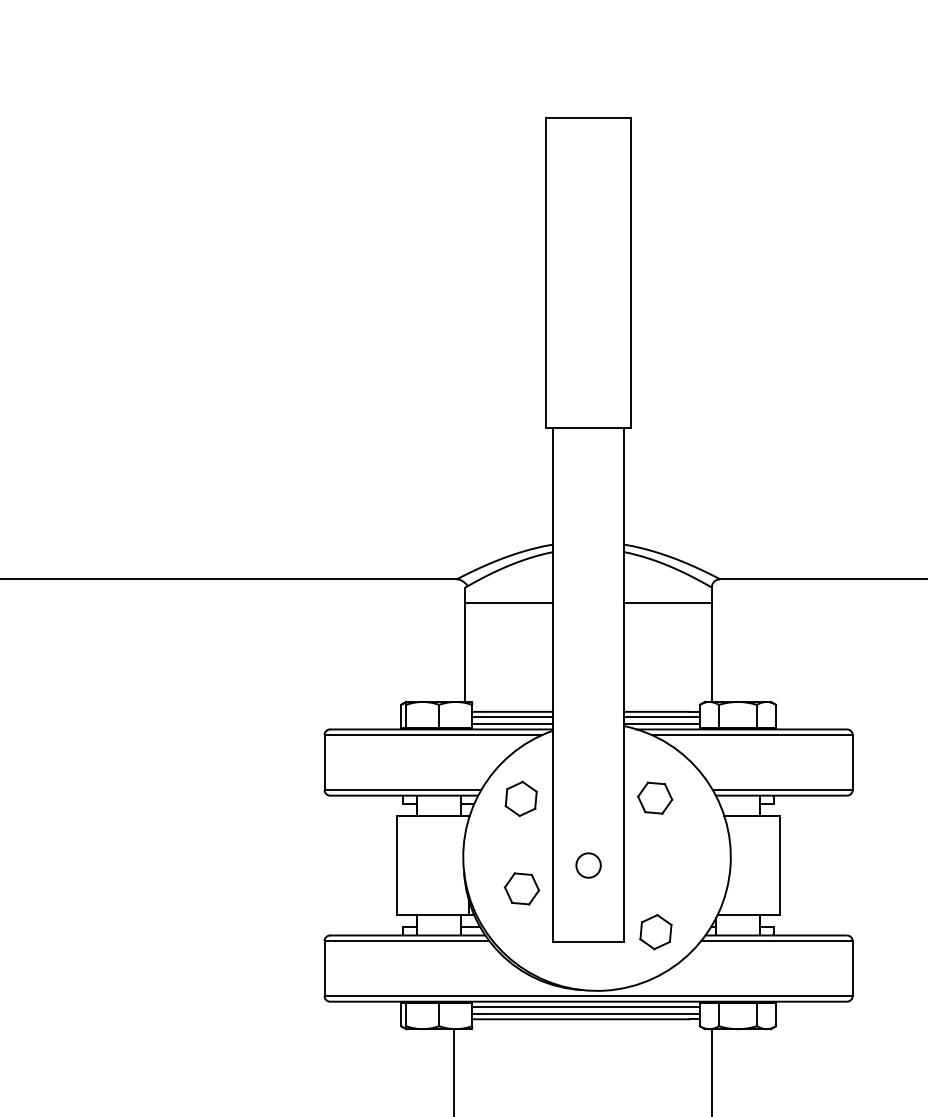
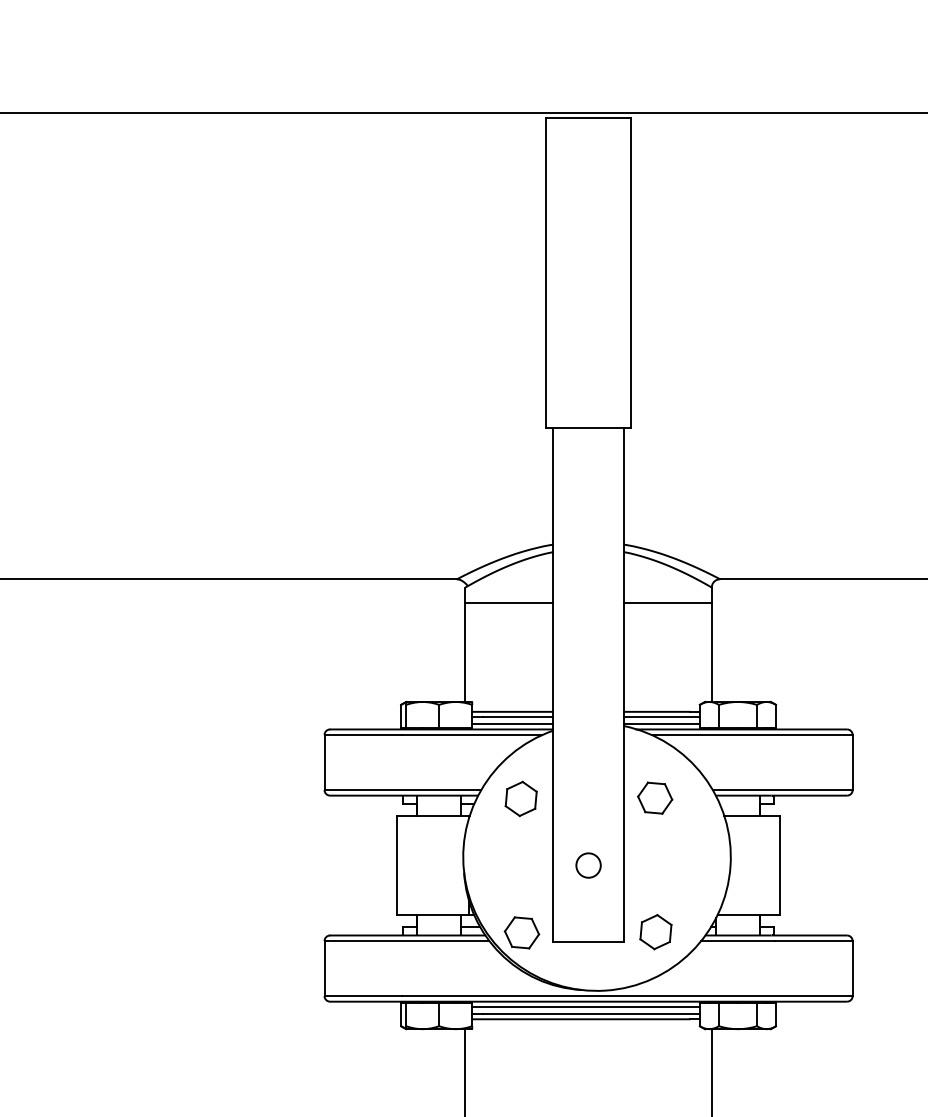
line: none -> present (463, 112)
part position: (521, 888) -> (521, 932) (521, 932)
line position: (454, 1071) -> (465, 1071) (465, 1071)
